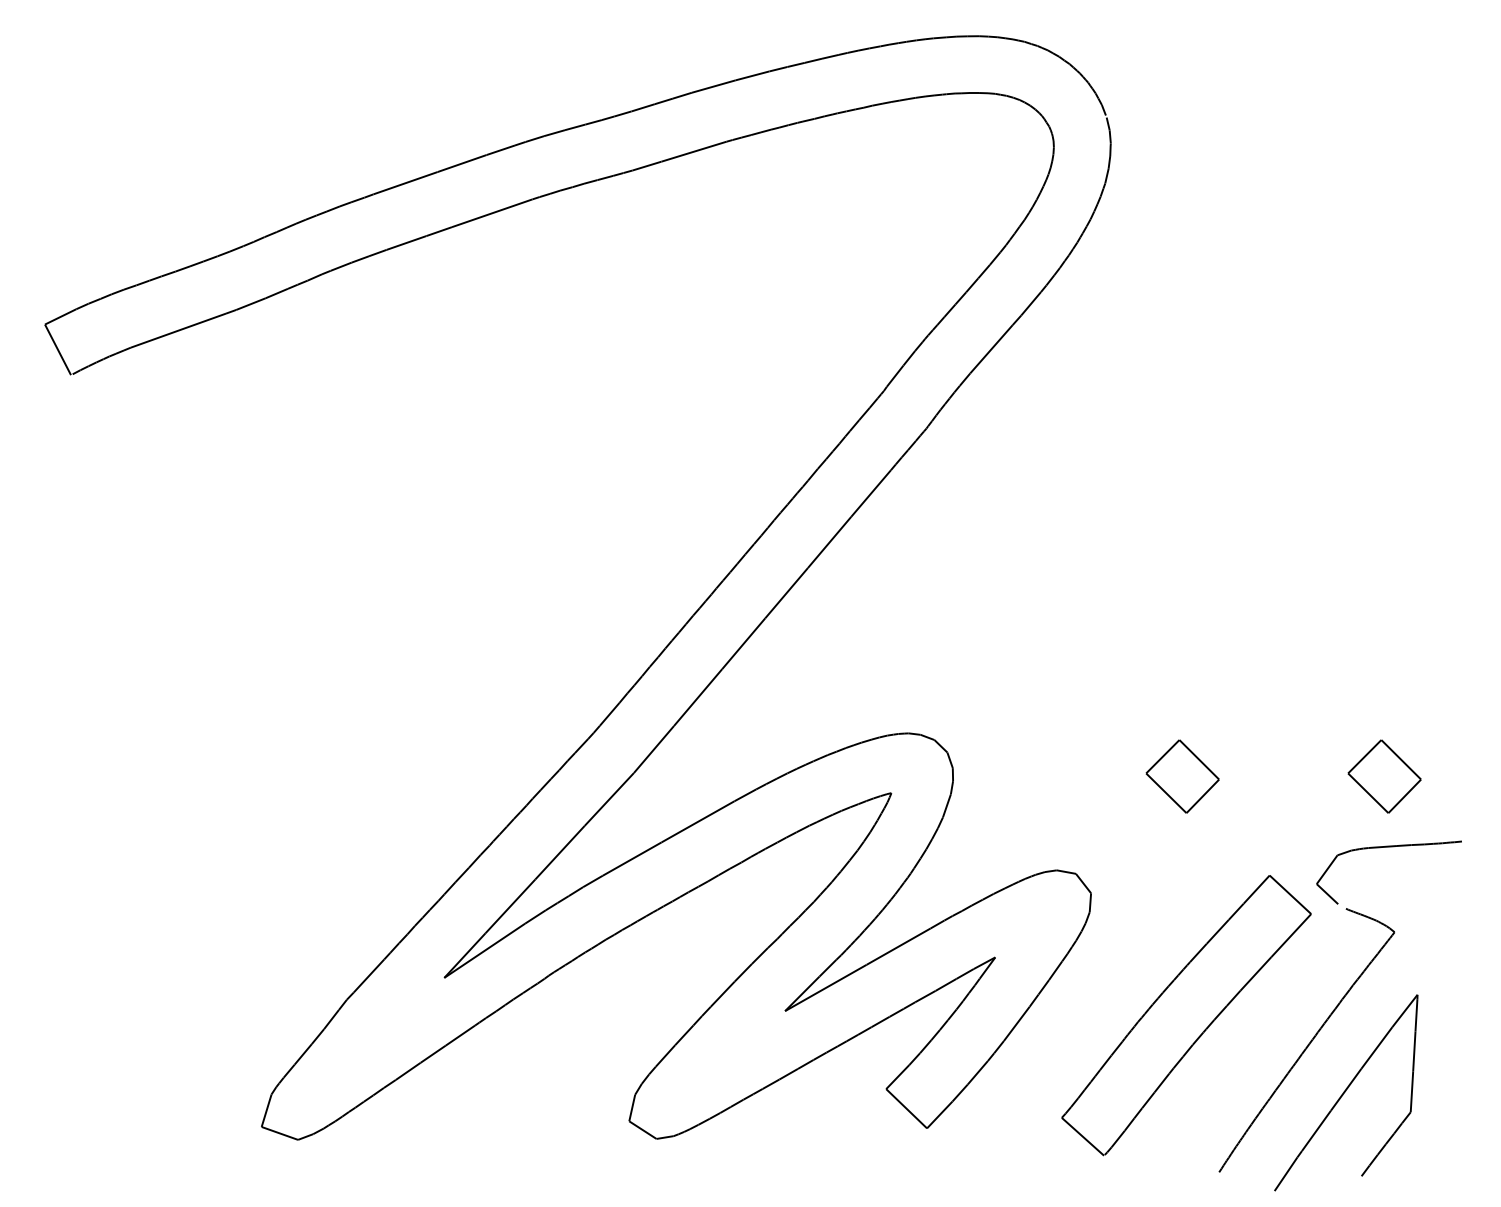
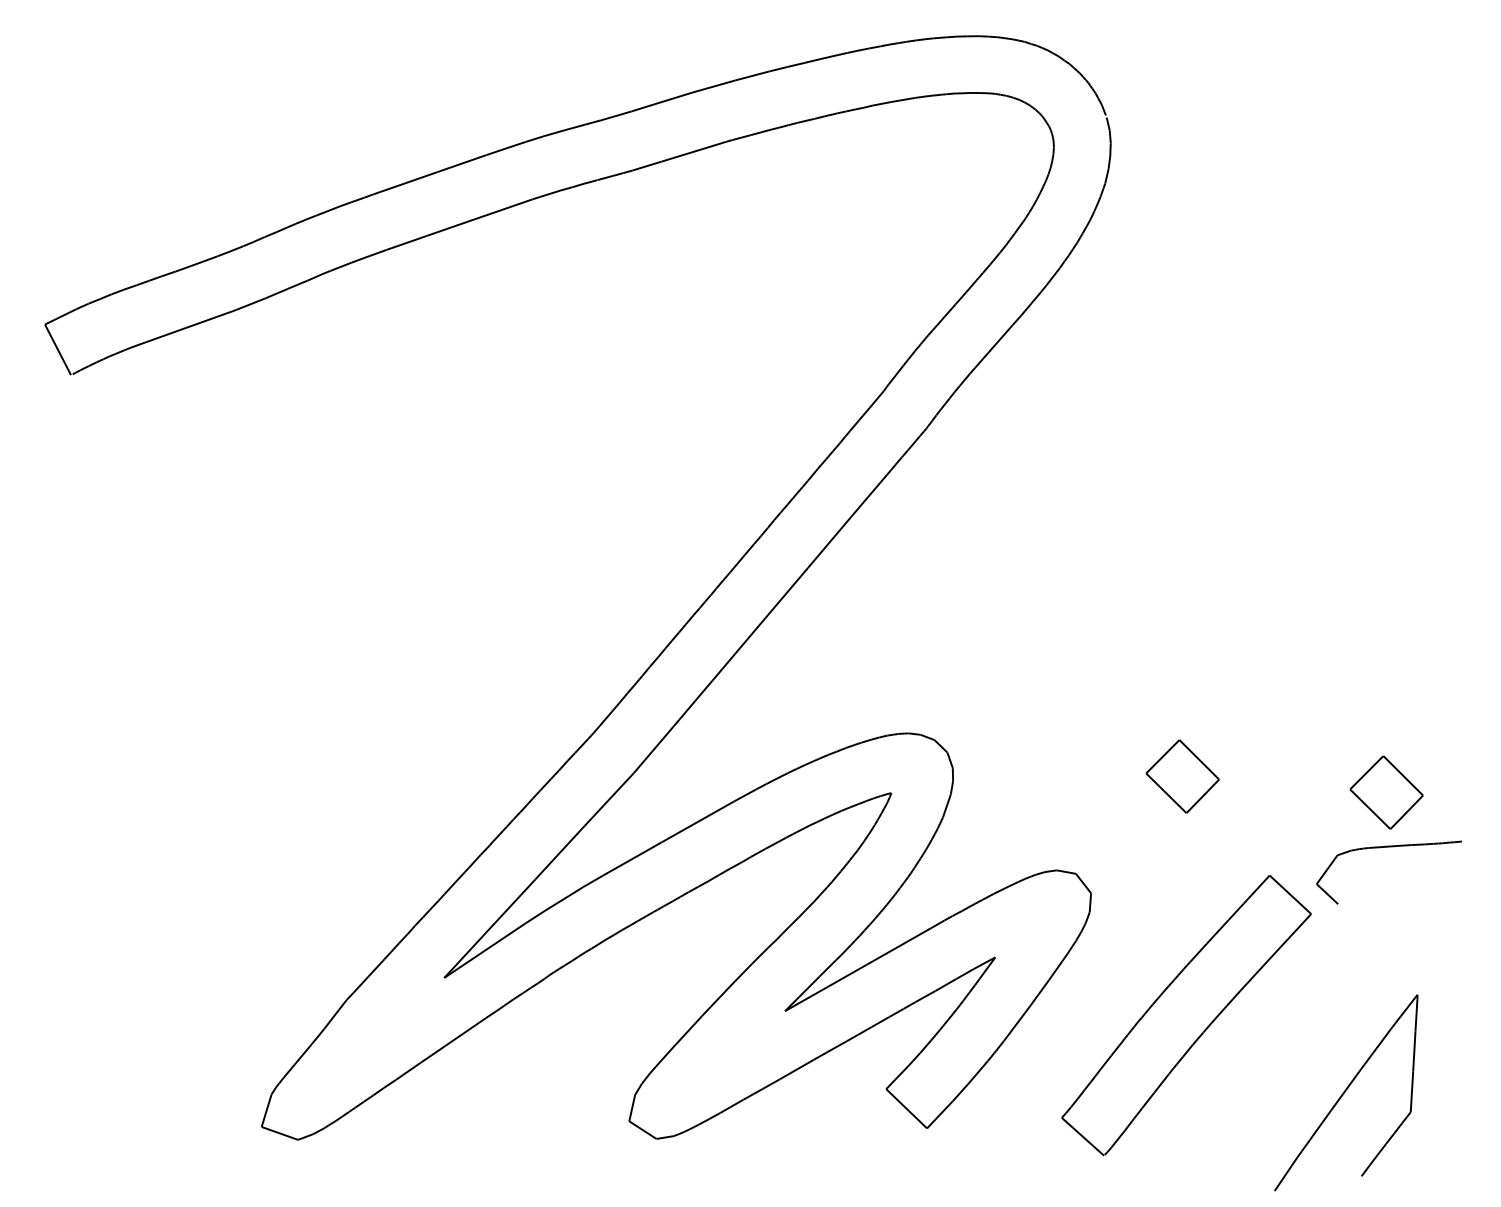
part position: (1384, 776) -> (1386, 792) (1386, 792)
part: present -> none (1306, 1040)
